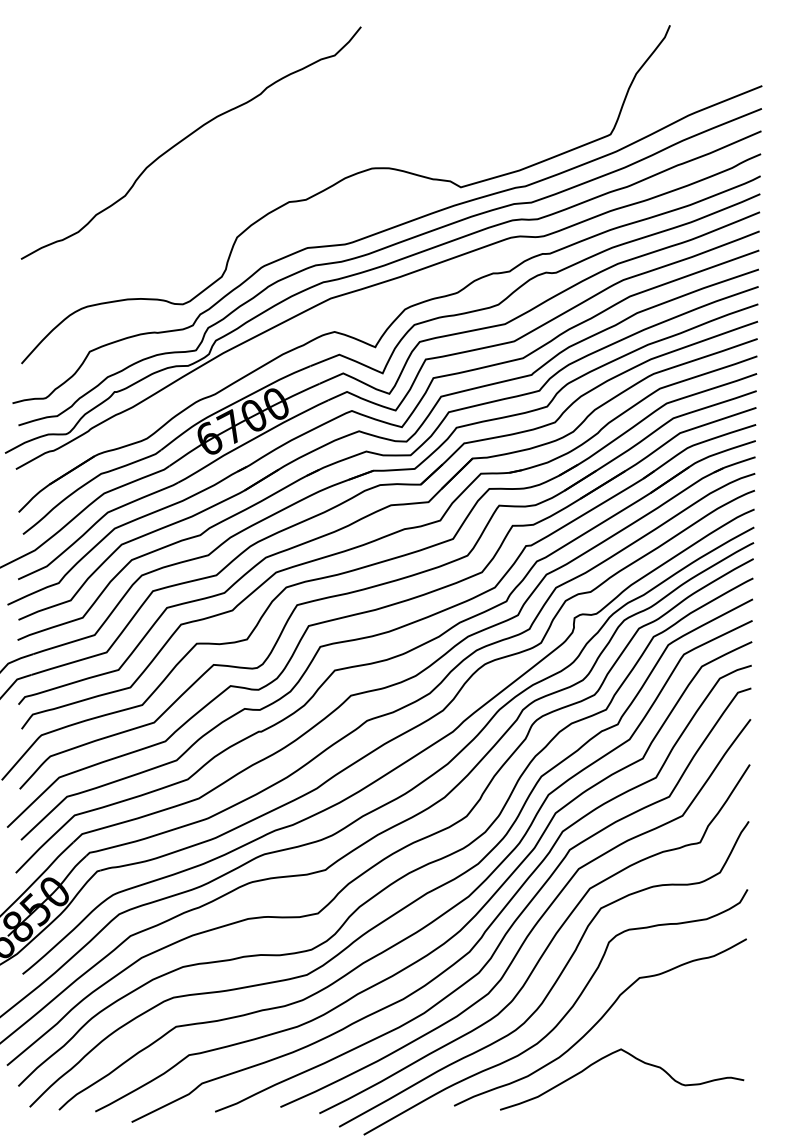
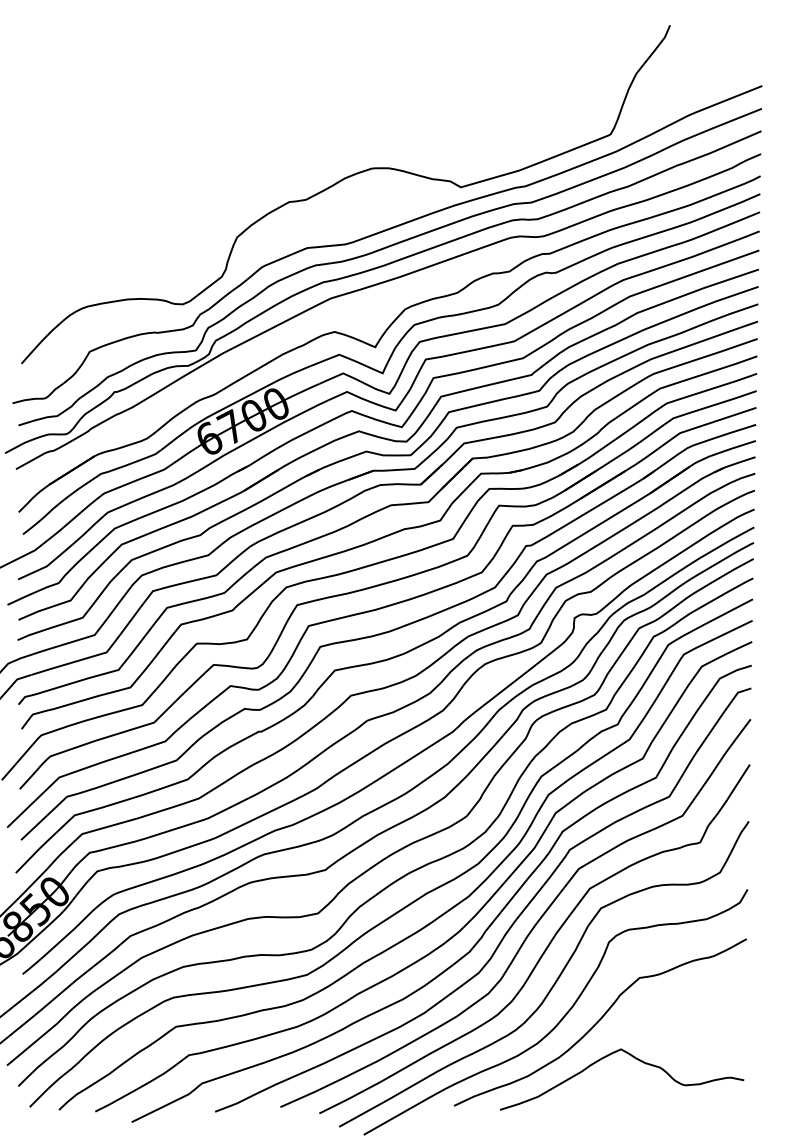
curve: present -> none (188, 137)
